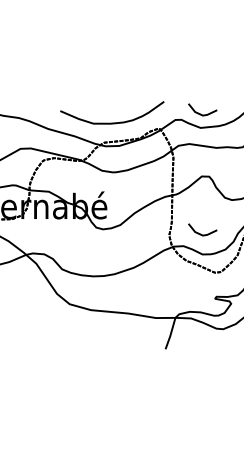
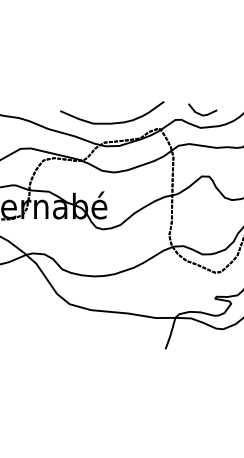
line: present -> none (201, 233)
